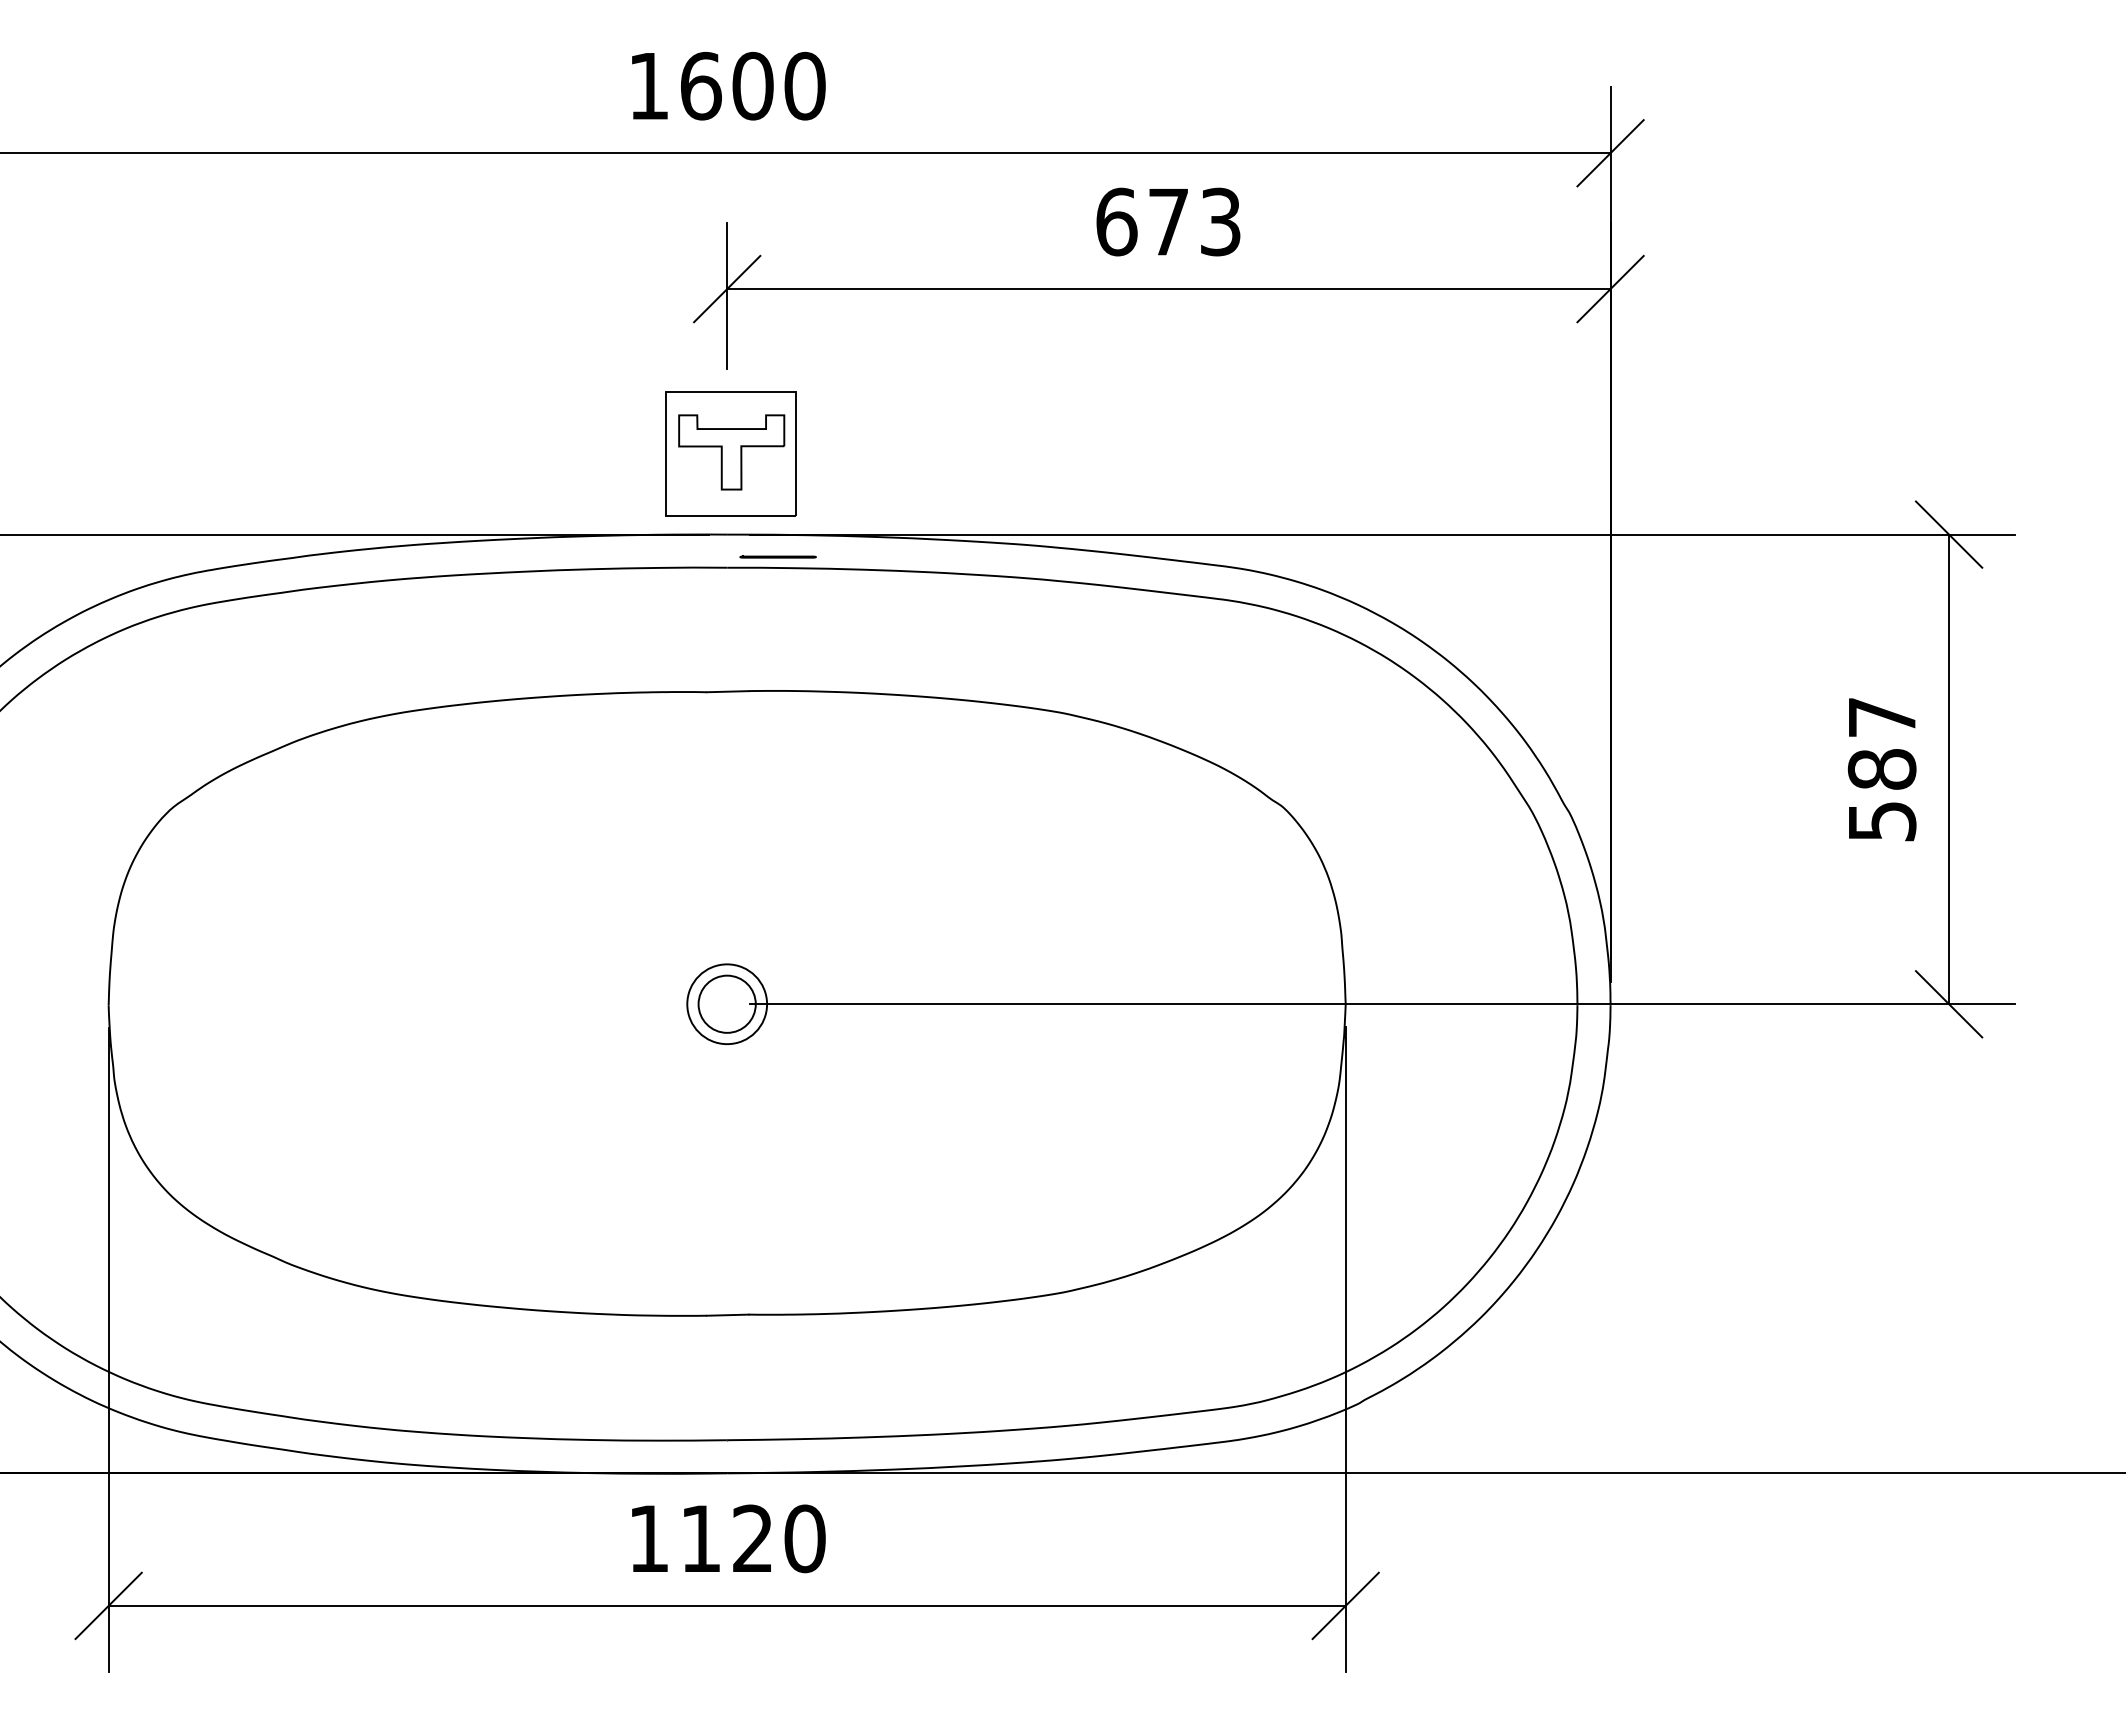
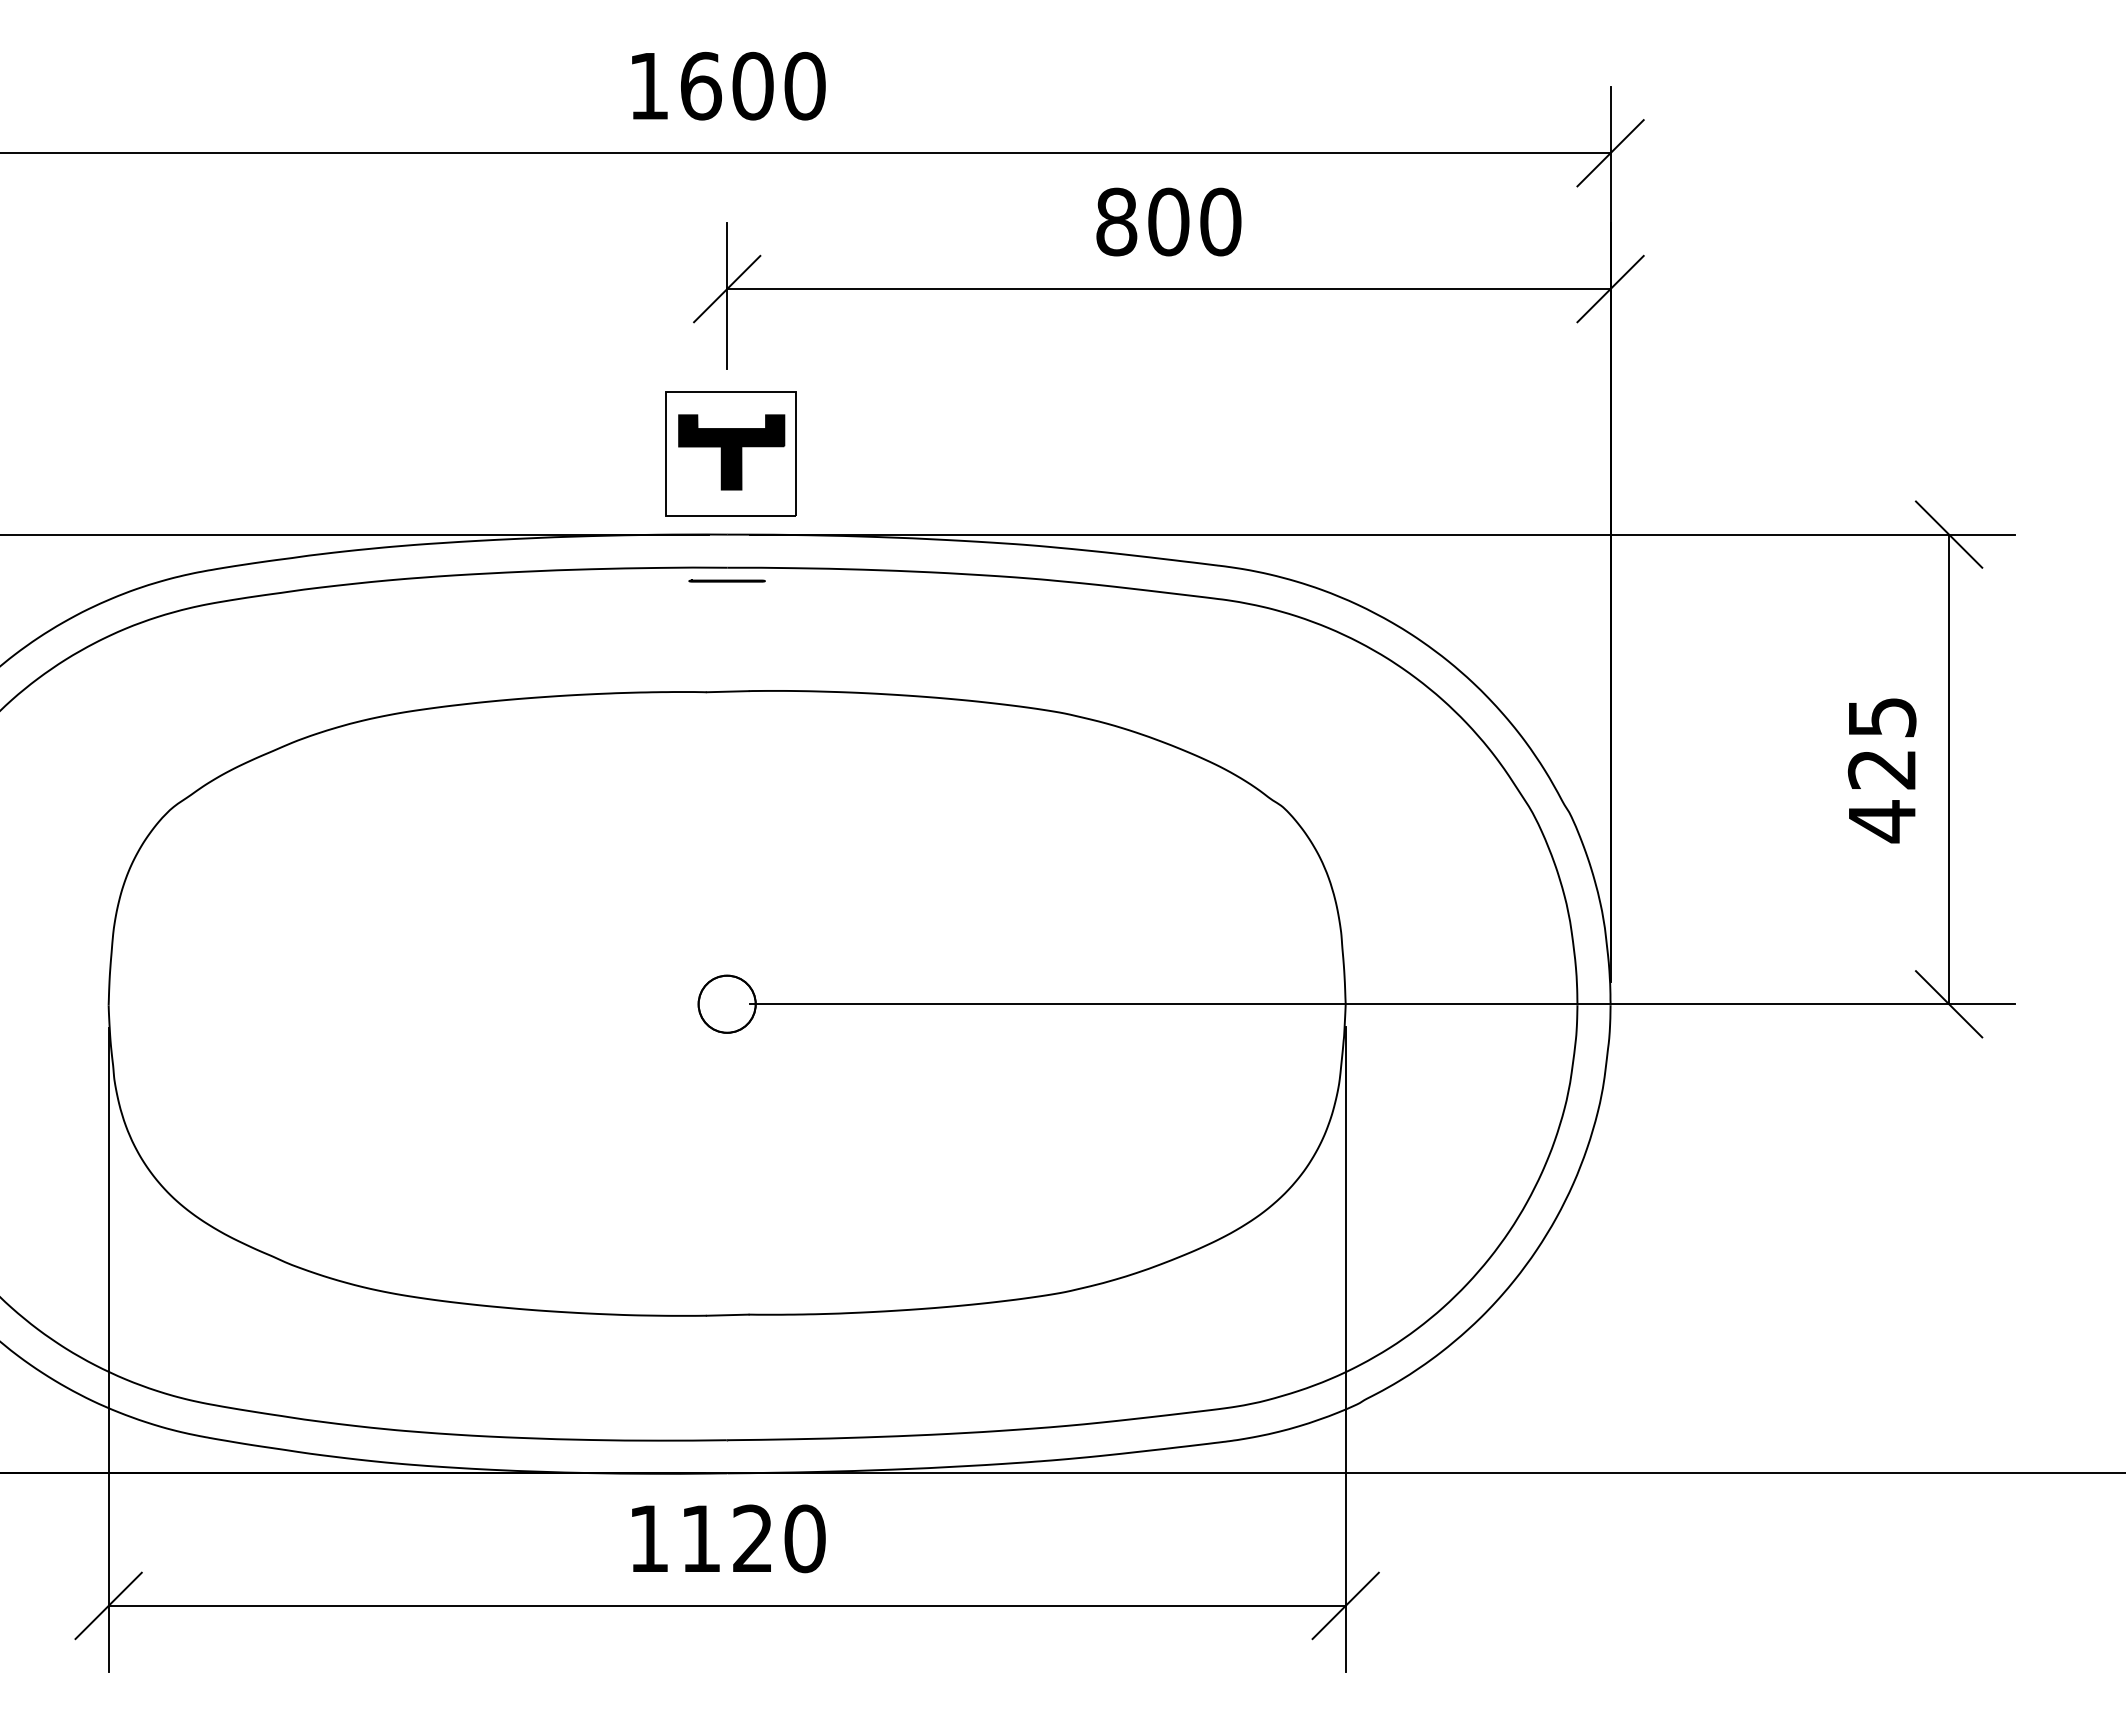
text: 673 -> 800 (1168, 221)
fill: none -> present (731, 452)
line position: (777, 556) -> (726, 580) (726, 580)
text: 587 -> 425 (1881, 770)
circle diameter: 80 px -> 57 px (726, 1003)
